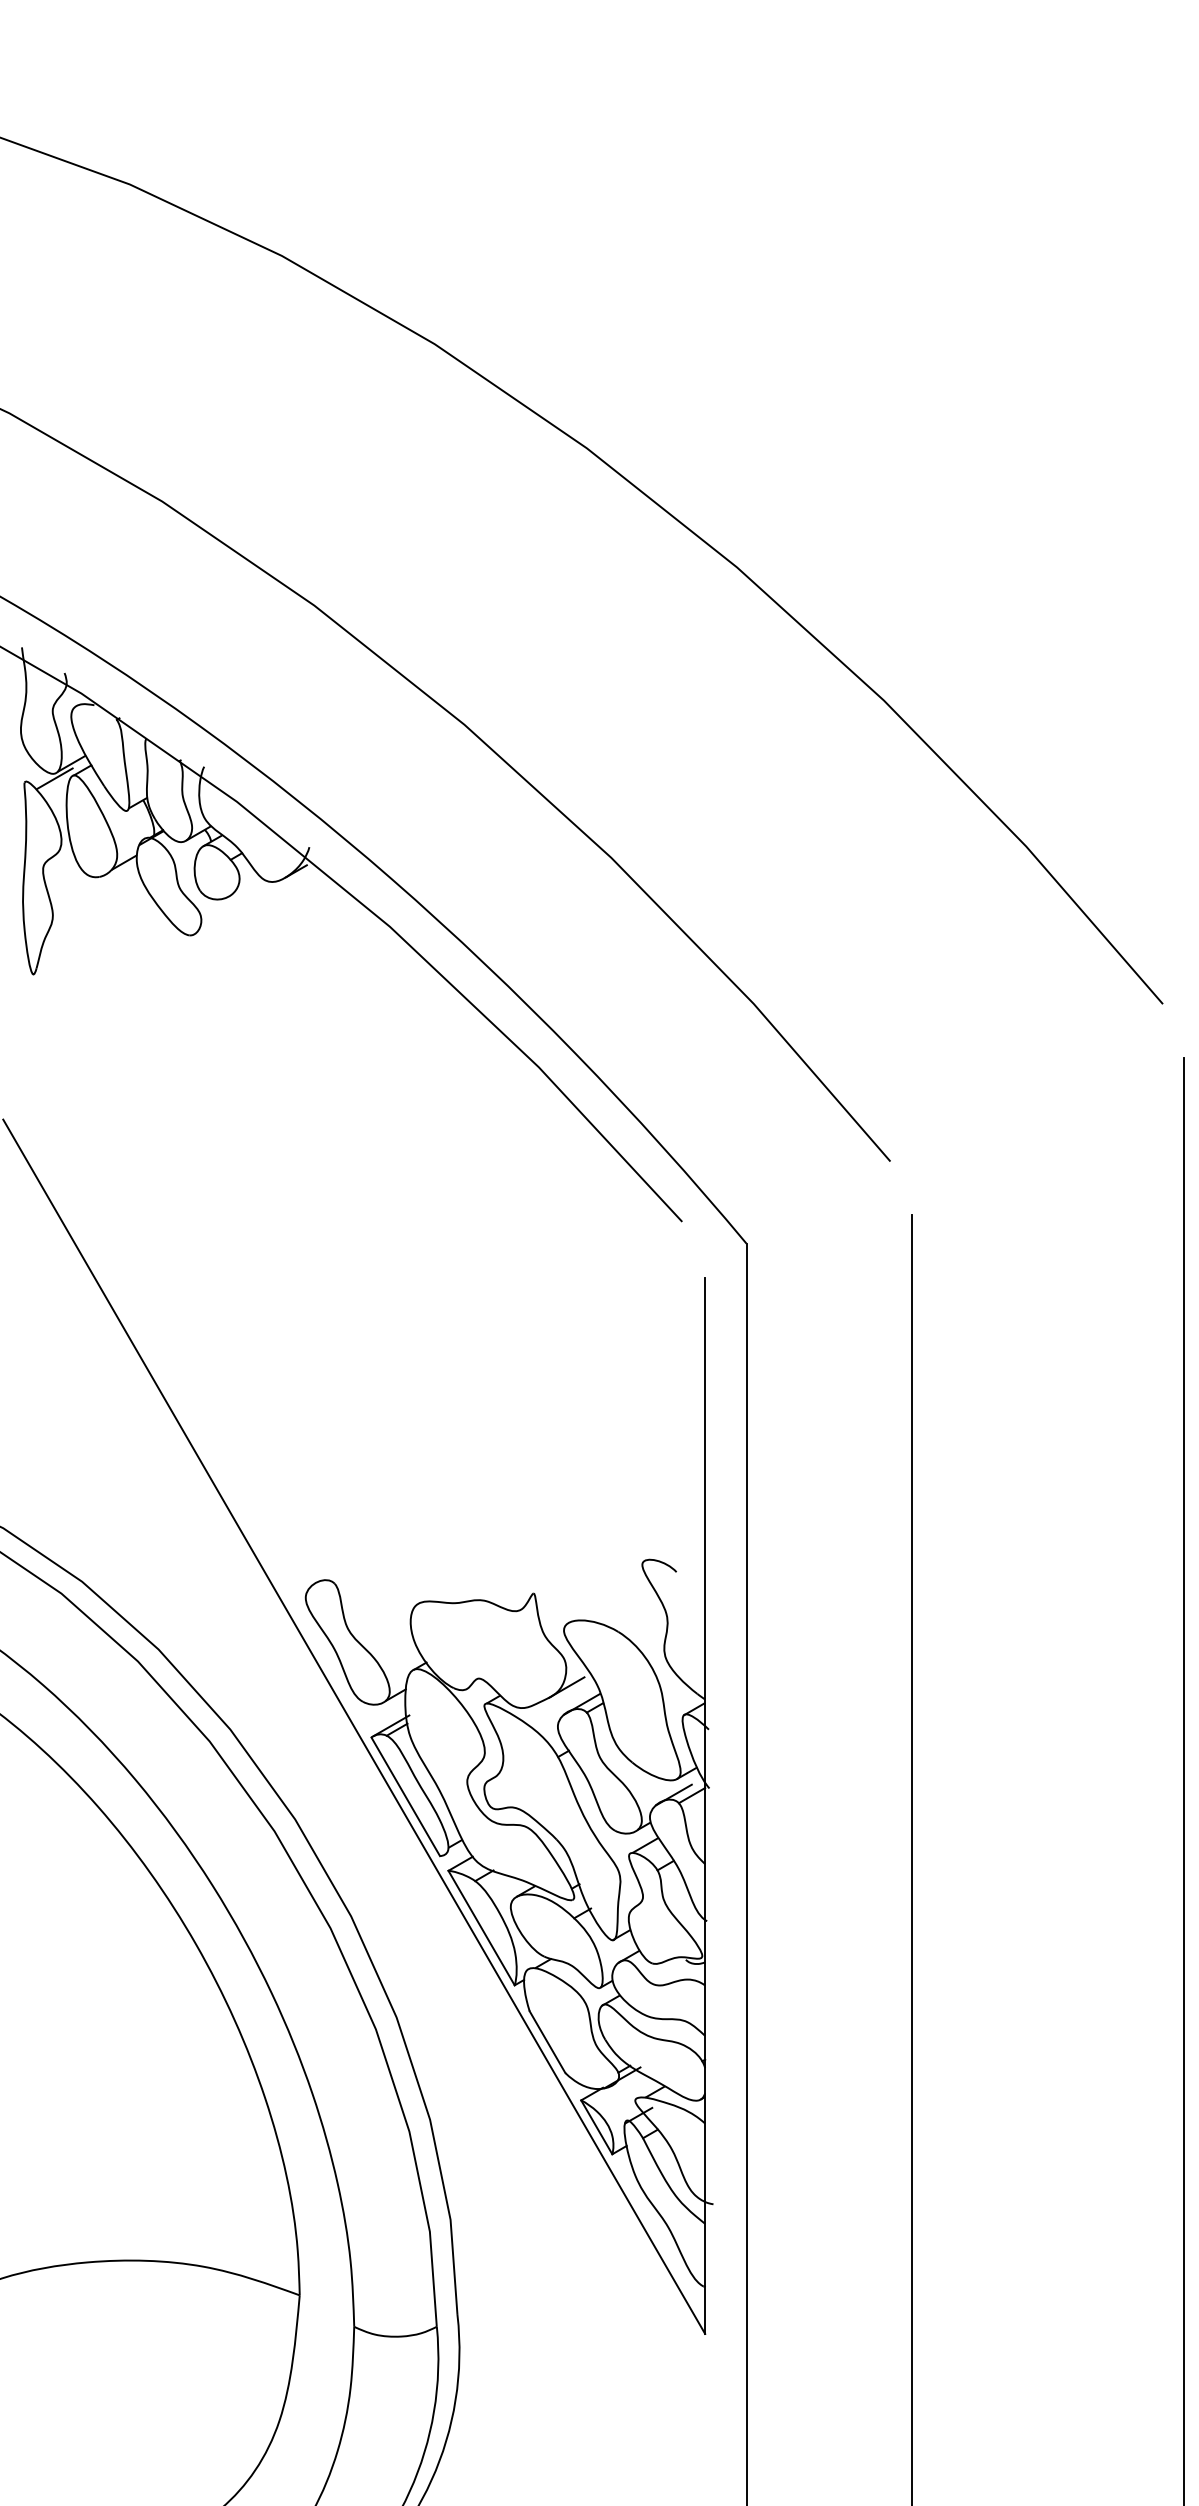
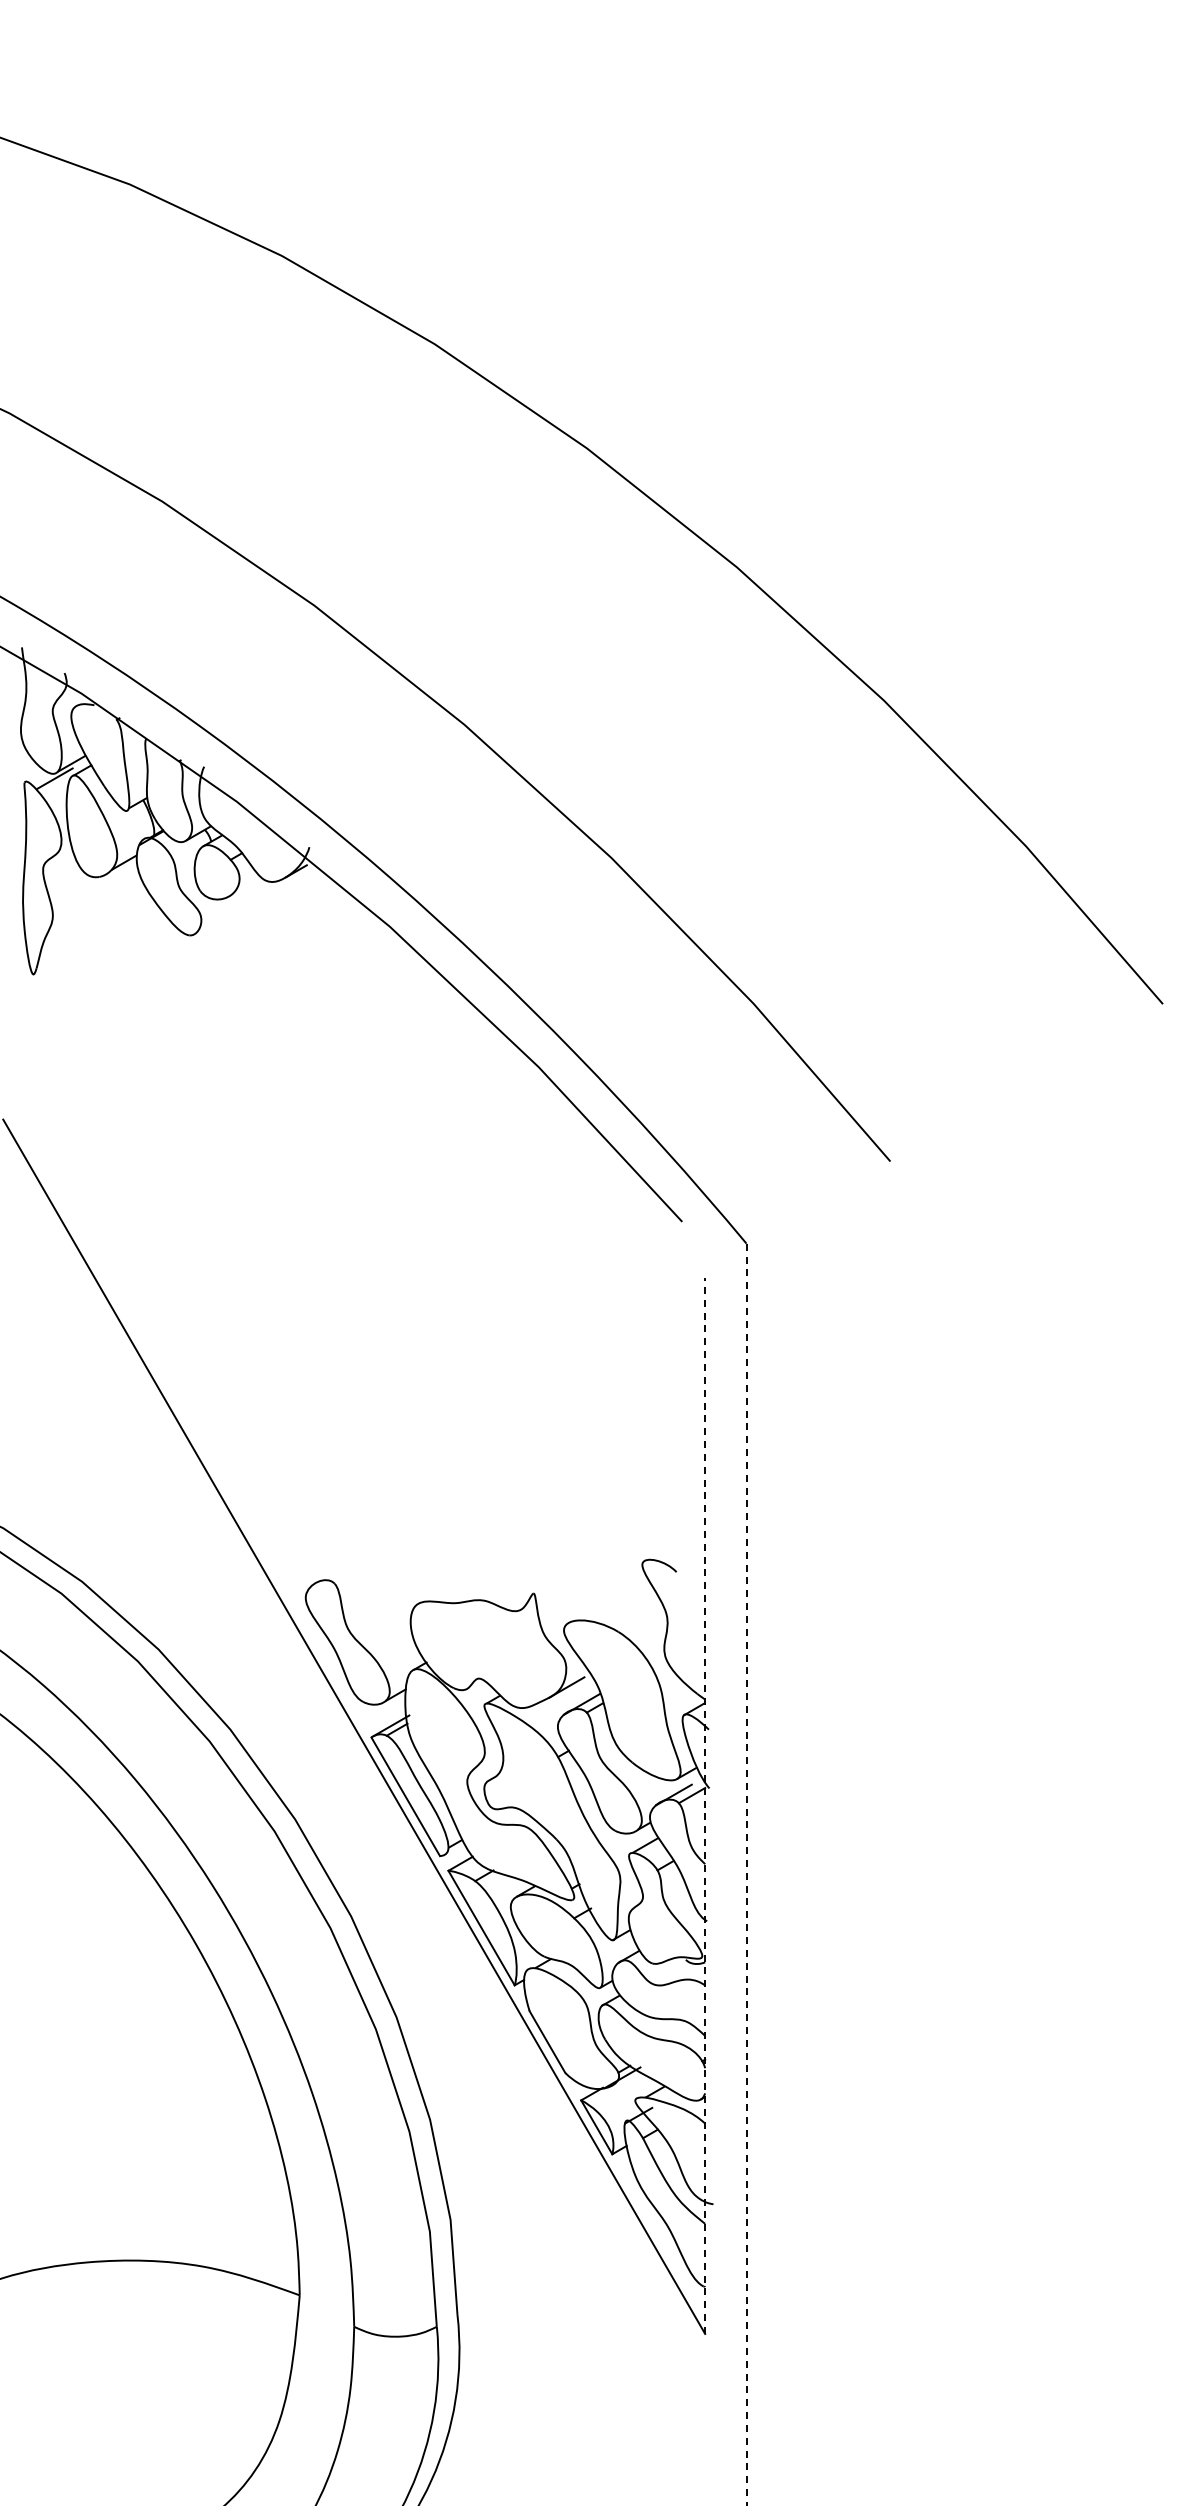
line: present -> none (1184, 1780)
line: solid -> dashed (705, 1805)
line: present -> none (911, 1858)
line: solid -> dashed (746, 1874)
